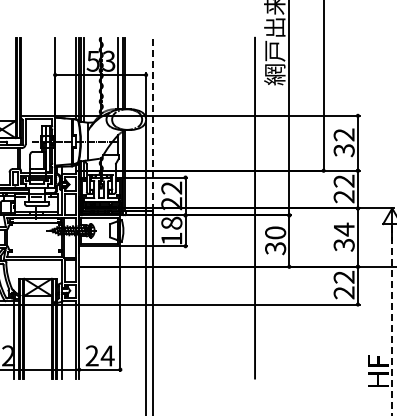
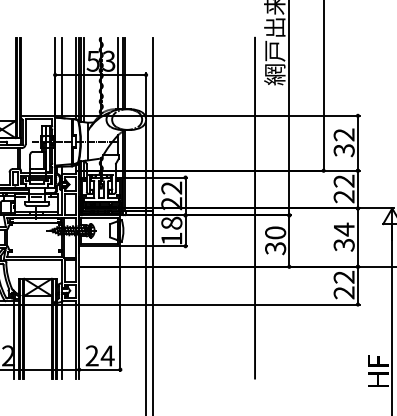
line: none -> present (62, 77)
line: dashed -> solid (152, 124)
line: dashed -> solid (392, 321)
